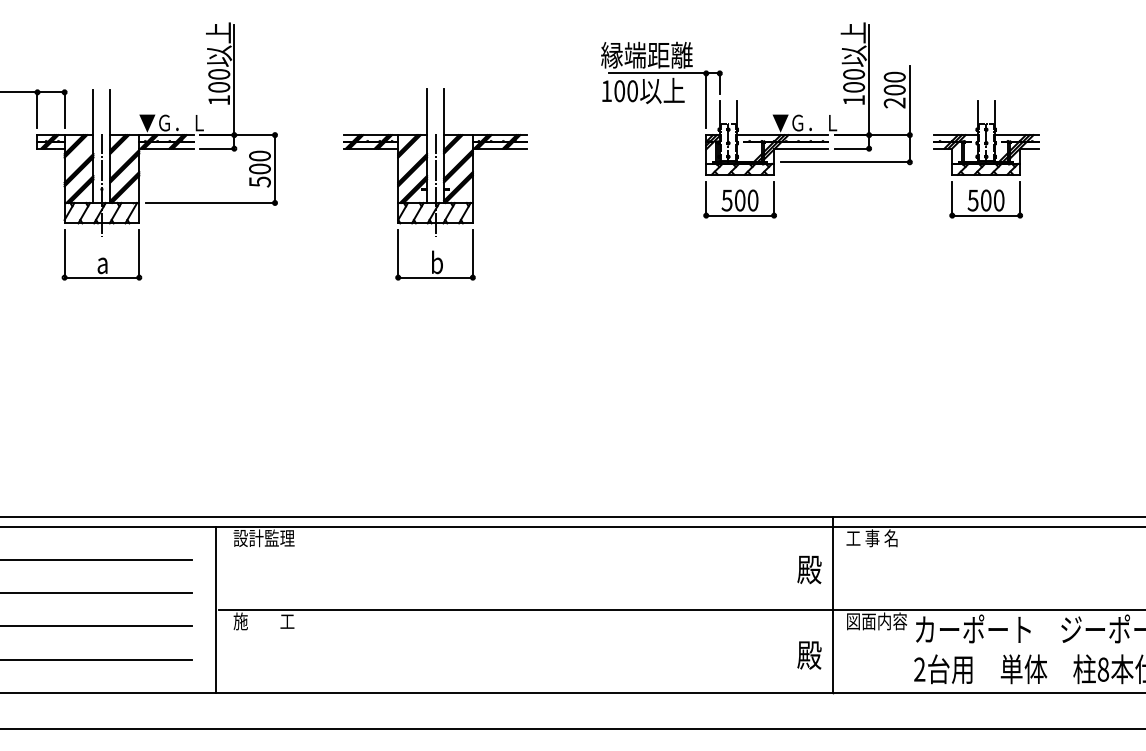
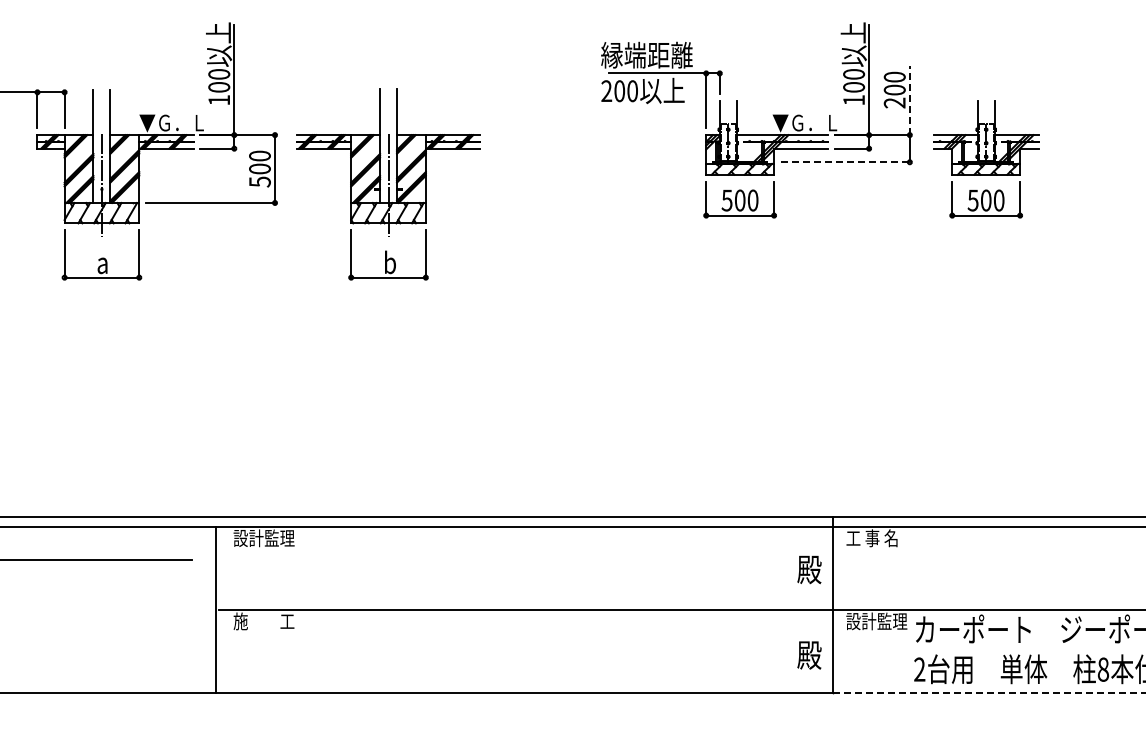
text: 100 -> 200 (606, 90)
line: solid -> dashed (909, 100)
line: solid -> dashed (845, 162)
part position: (435, 184) -> (388, 184) (388, 184)
line: present -> none (96, 593)
text: 図面内容 -> 設計監理 (876, 621)
line: present -> none (96, 626)
line: present -> none (96, 659)
line: solid -> dashed (989, 692)
line: present -> none (572, 728)
